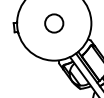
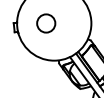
circle position: (54, 23) -> (46, 23) (46, 23)
